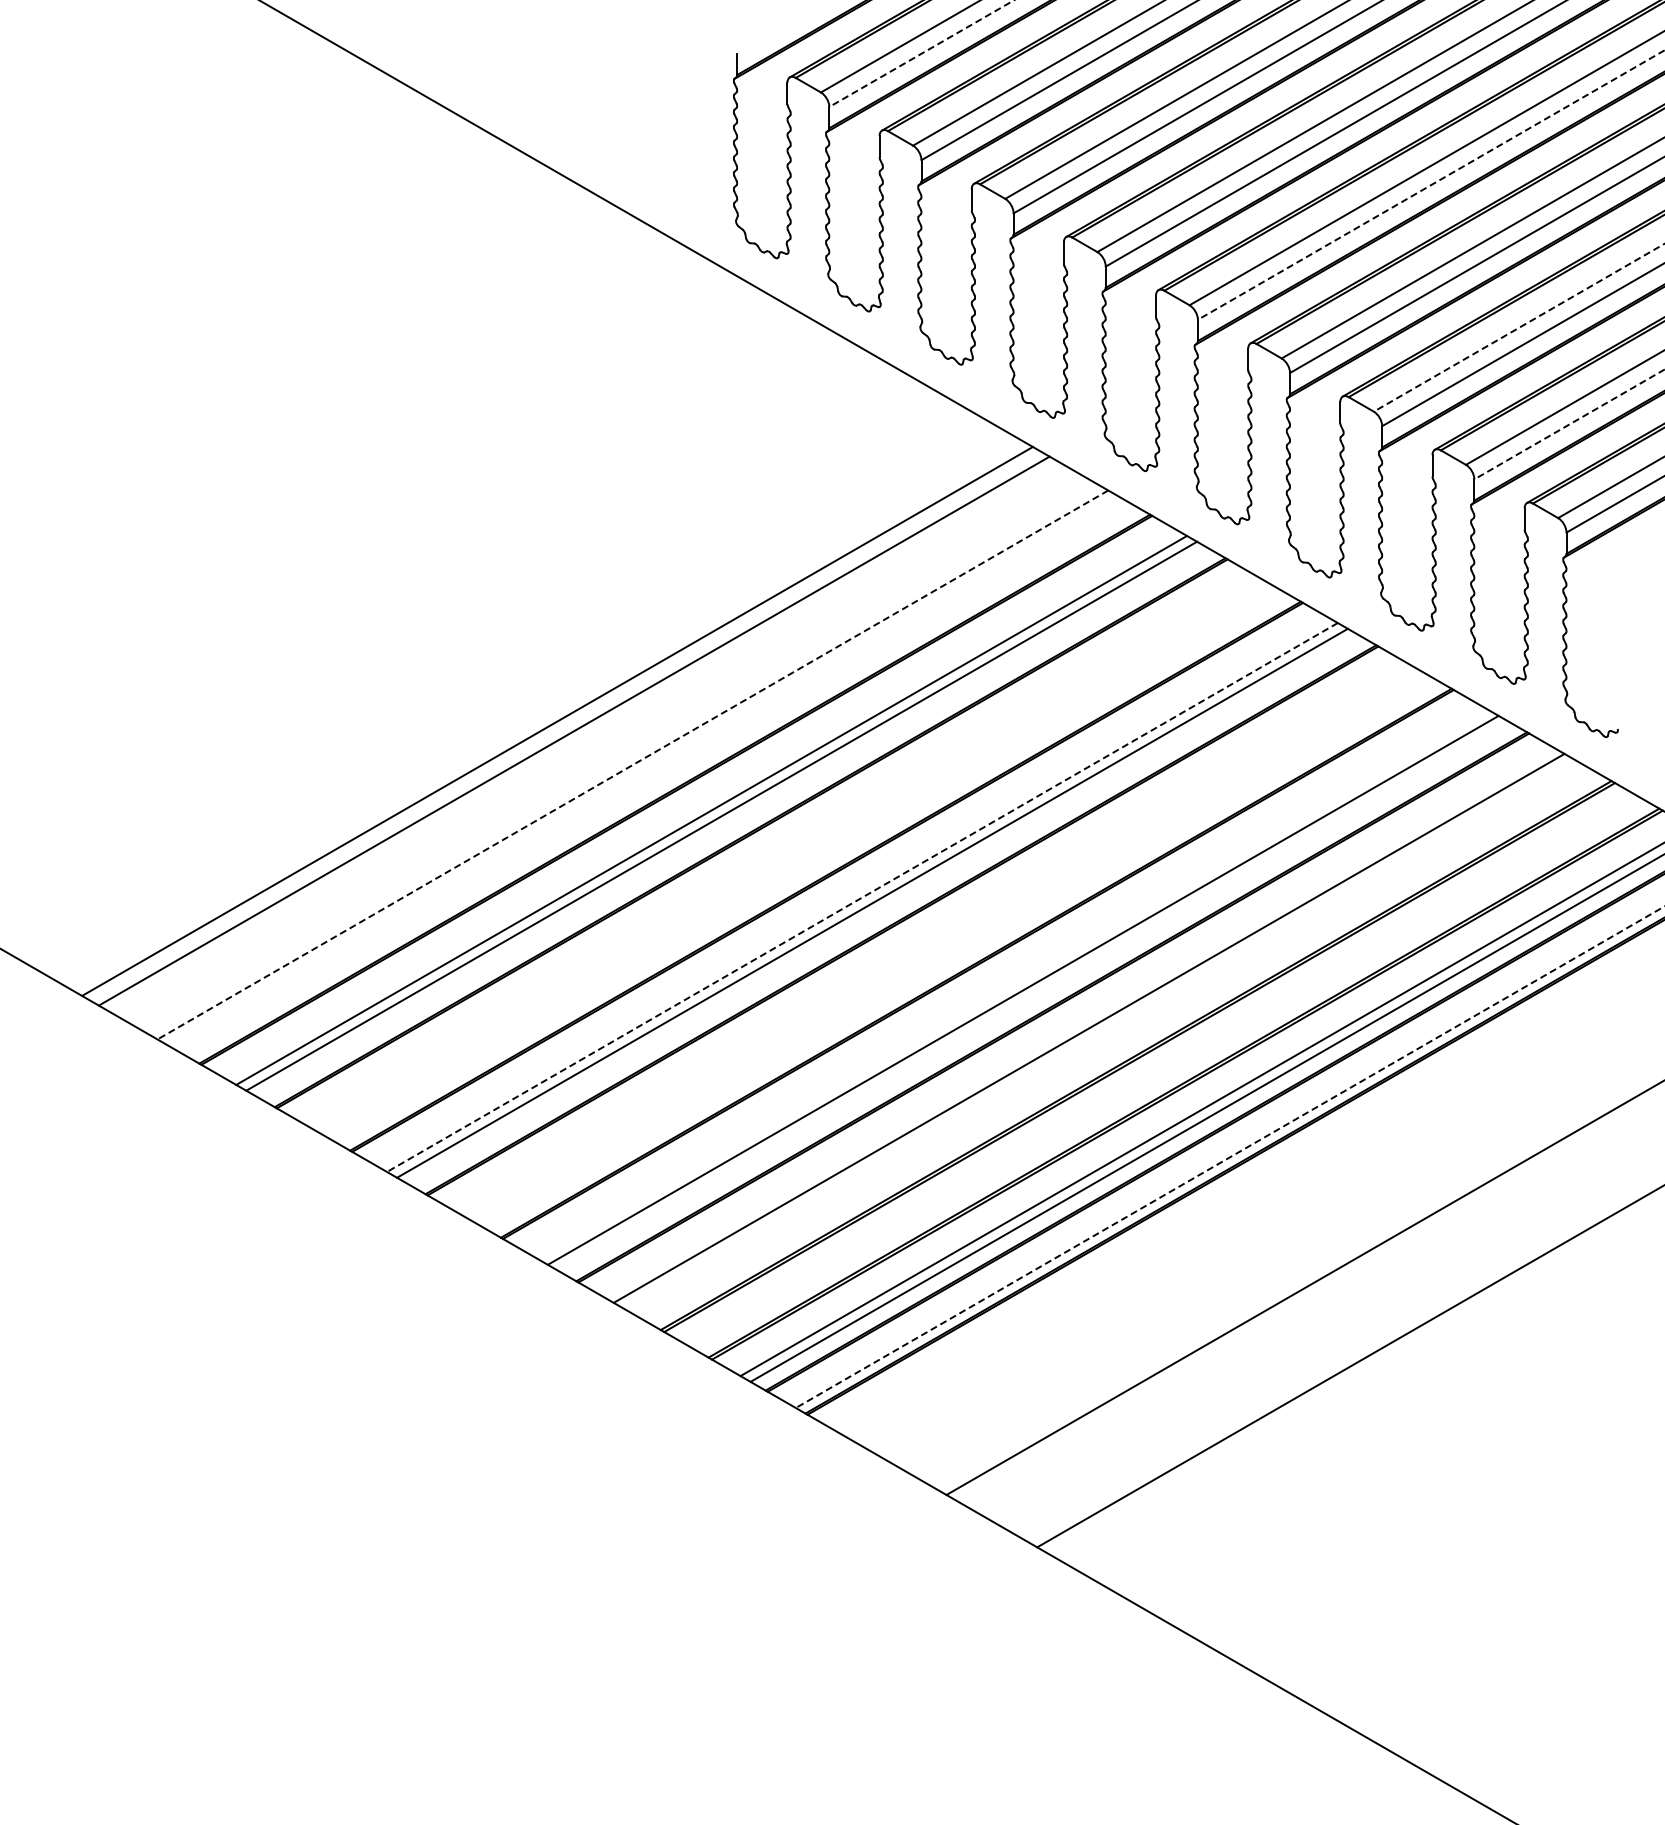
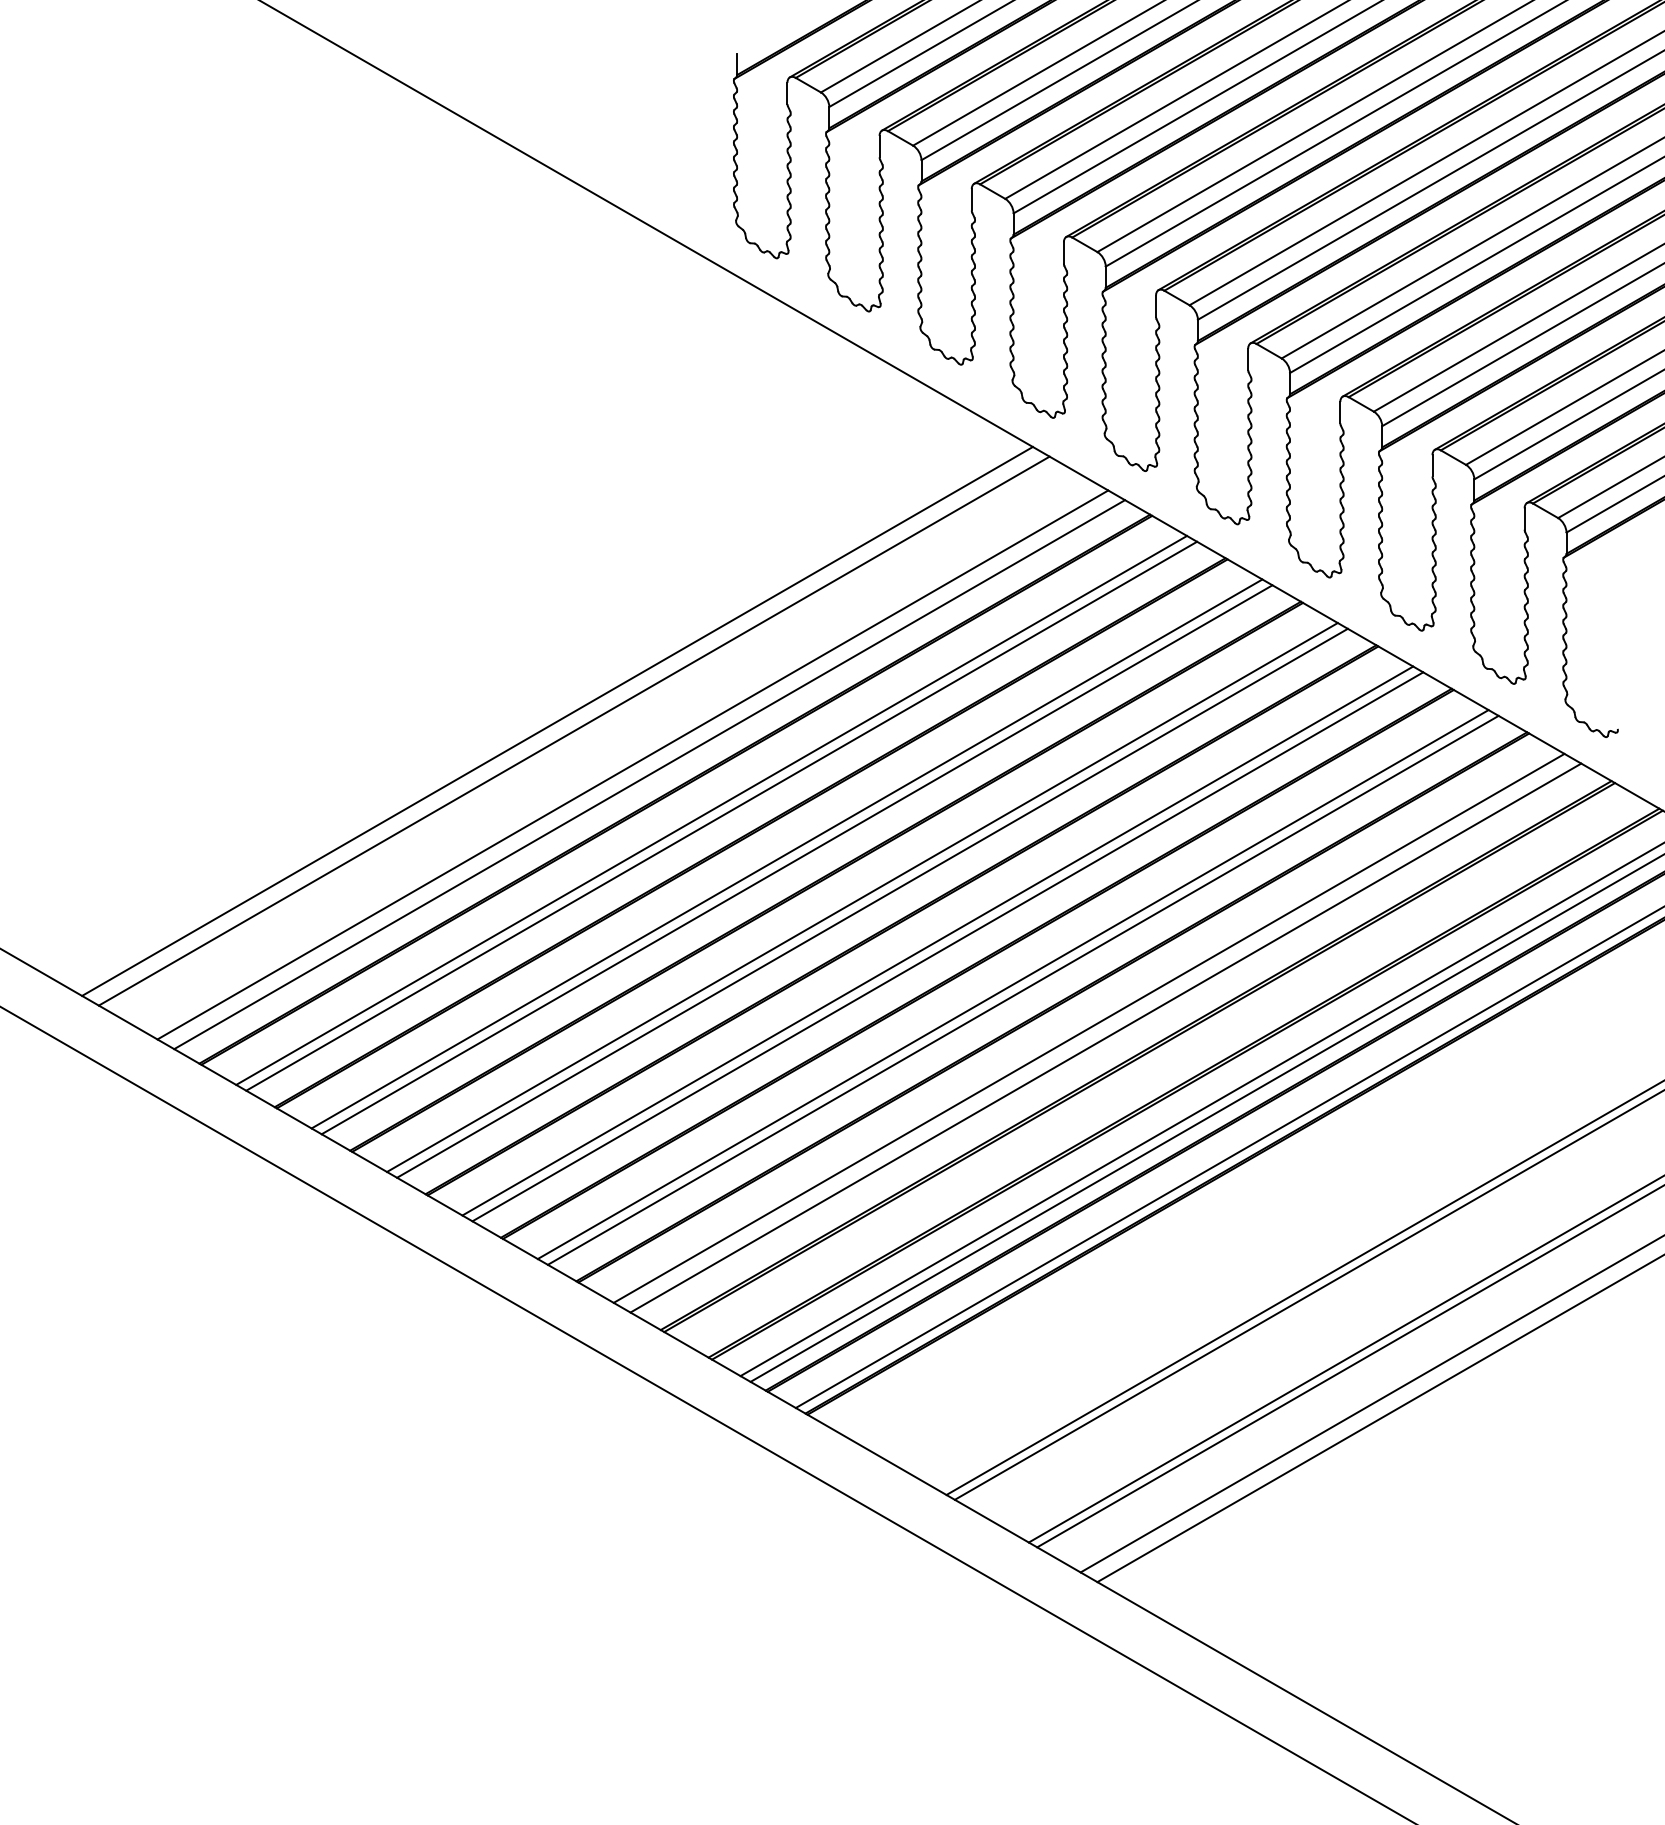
line: dashed -> solid (921, 53)
line: dashed -> solid (1430, 185)
line: dashed -> solid (1519, 327)
line: dashed -> solid (1569, 424)
line: dashed -> solid (632, 764)
line: none -> present (649, 774)
line: none -> present (786, 853)
line: none -> present (796, 859)
line: dashed -> solid (862, 897)
line: none -> present (937, 940)
line: none -> present (947, 946)
line: none -> present (1012, 984)
line: none -> present (1105, 1037)
line: dashed -> solid (1229, 1157)
line: none -> present (1307, 1295)
line: none -> present (1344, 1359)
line: none -> present (1370, 1404)
line: none -> present (706, 1414)
line: none -> present (1379, 1419)
